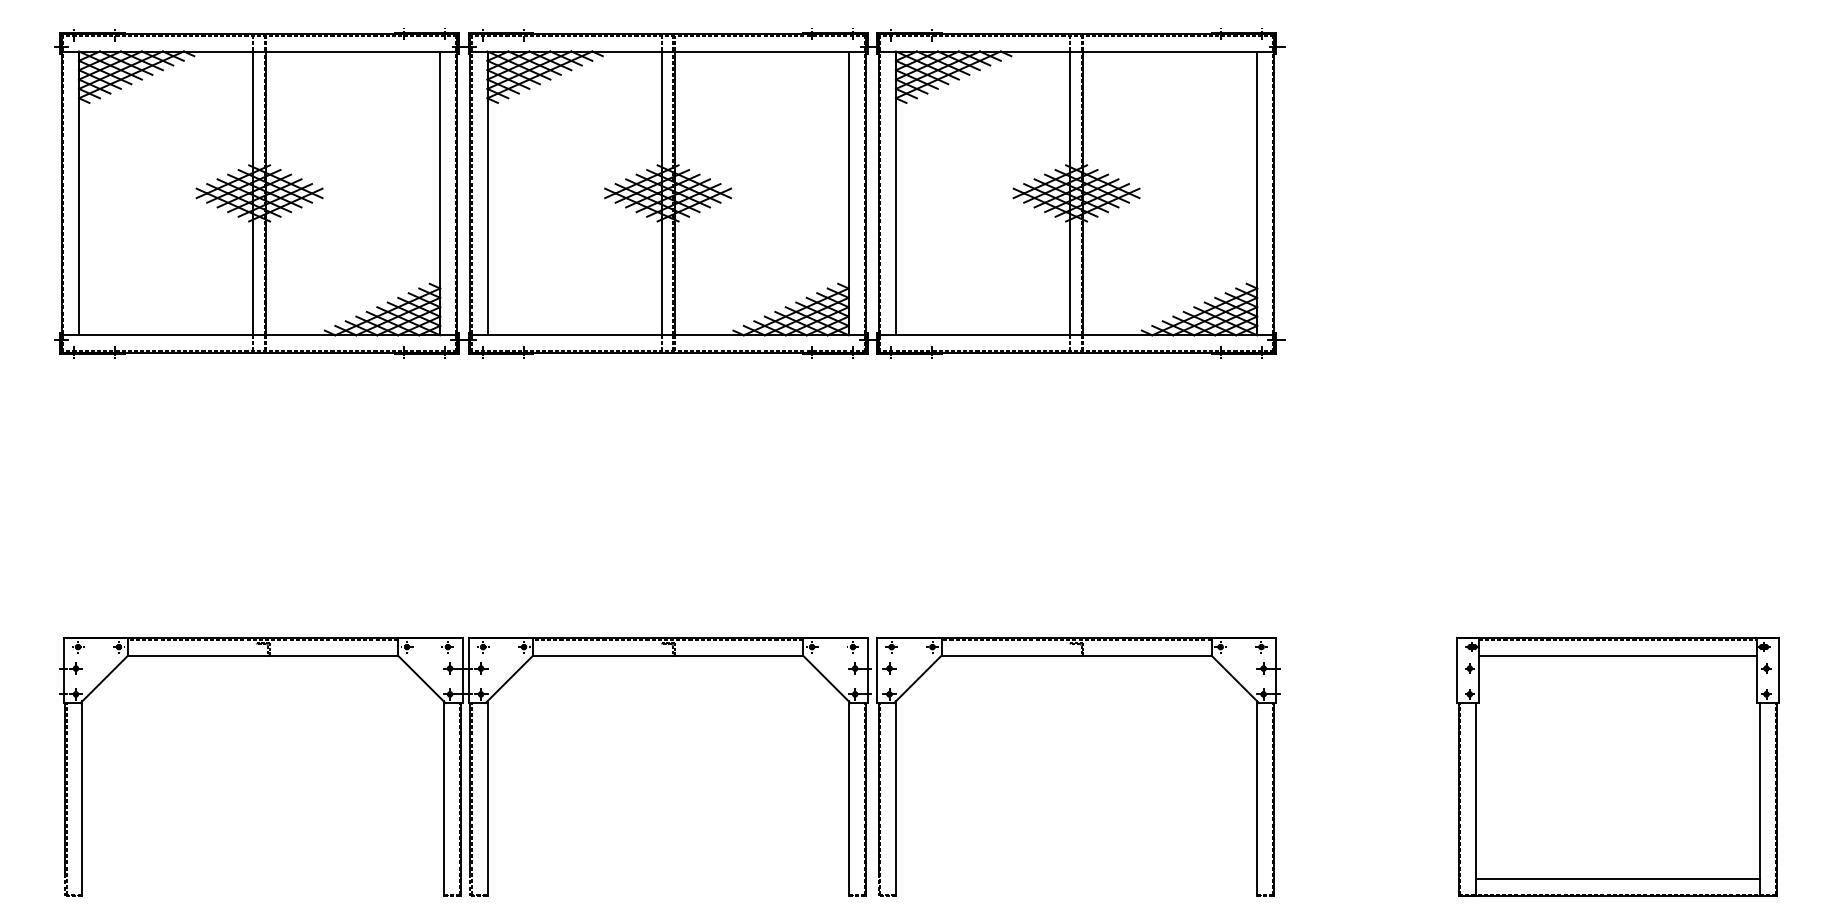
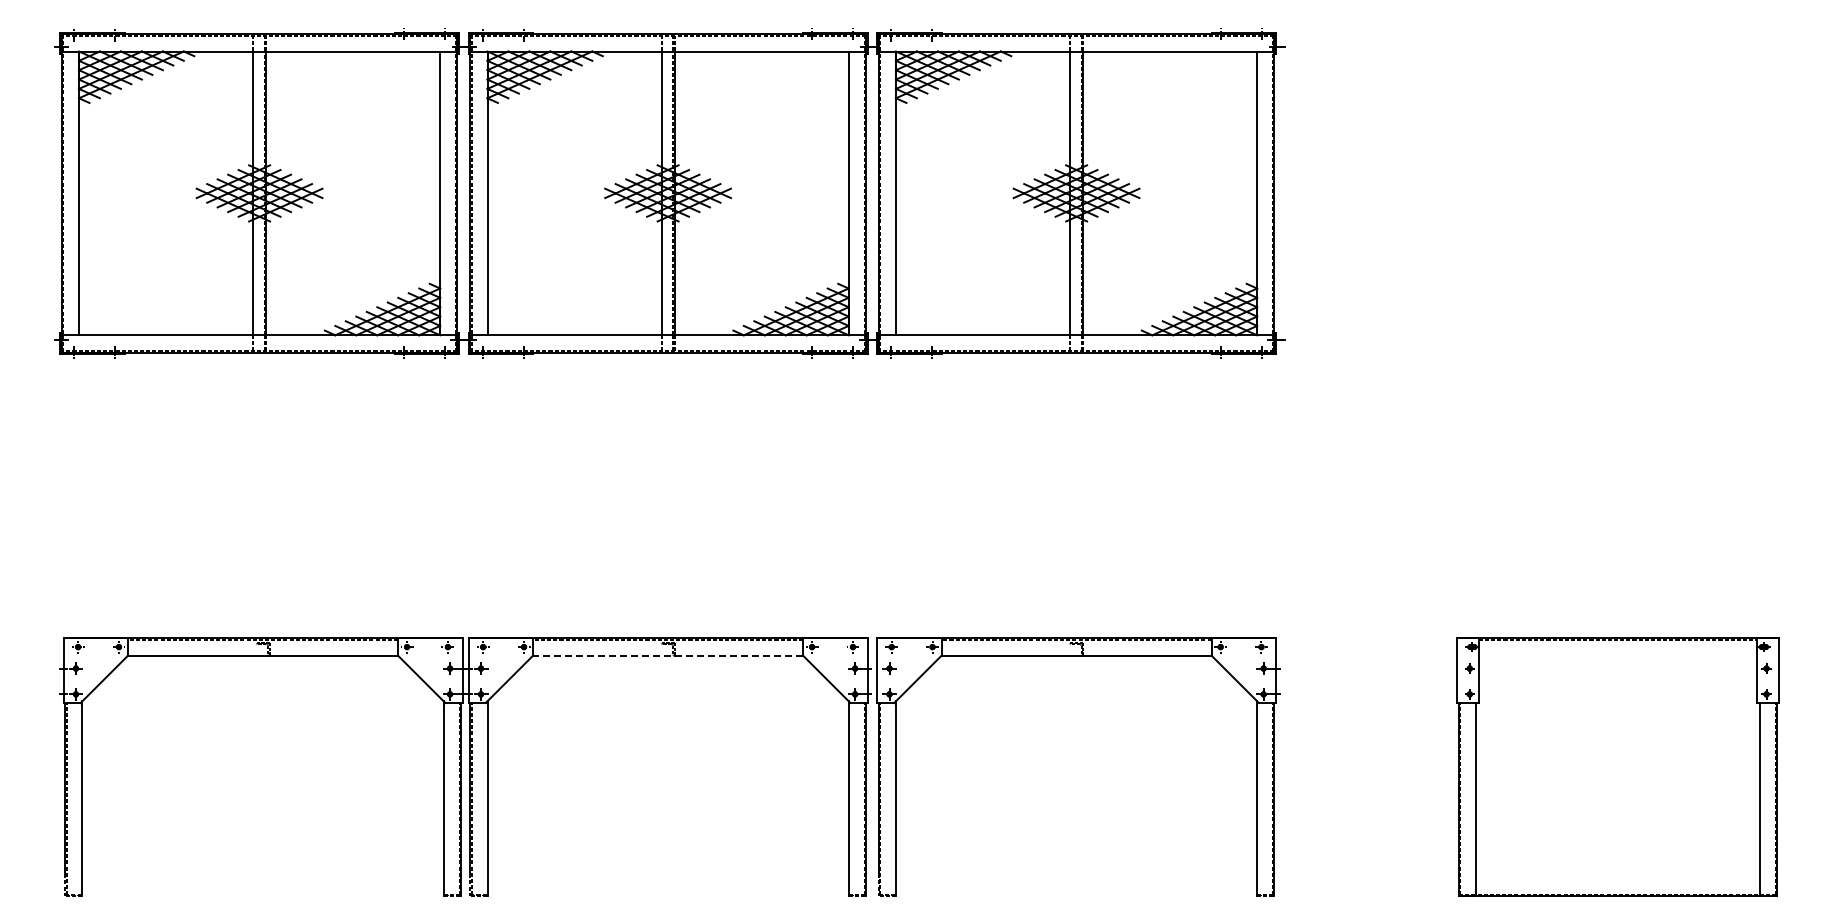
line: solid -> dashed (667, 655)
line: present -> none (1617, 655)
line: present -> none (1618, 879)
